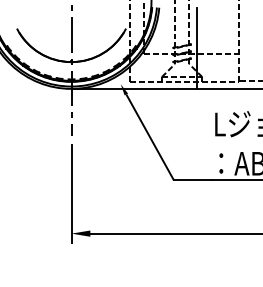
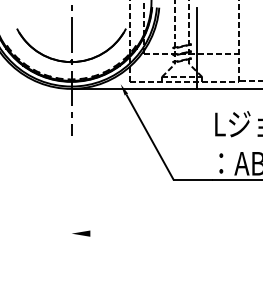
line: present -> none (71, 194)
line: present -> none (174, 233)
